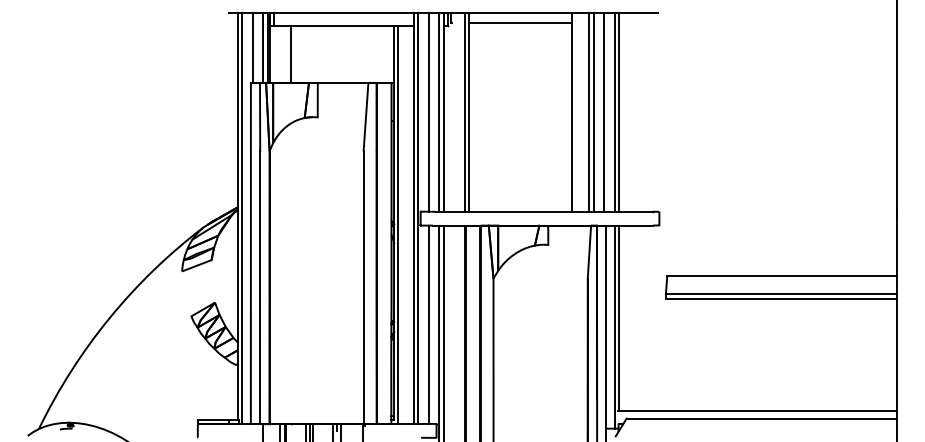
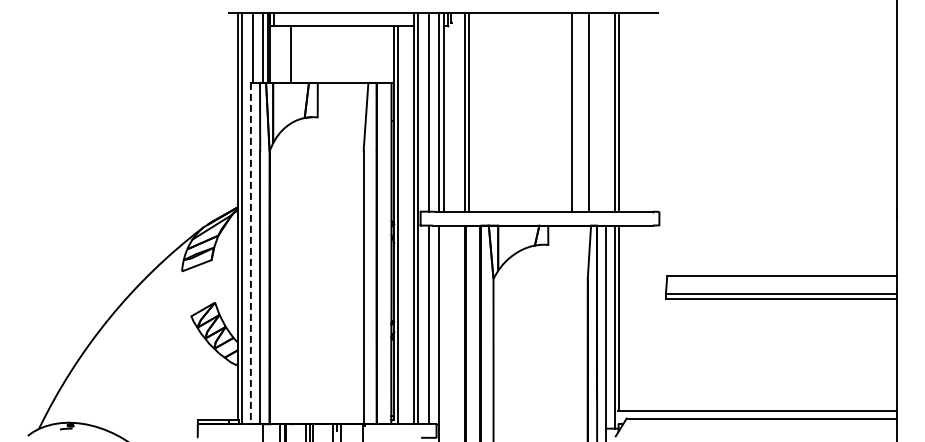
line: present -> none (519, 22)
line: present -> none (593, 112)
line: present -> none (604, 112)
line: solid -> dashed (250, 254)
line: present -> none (443, 331)
